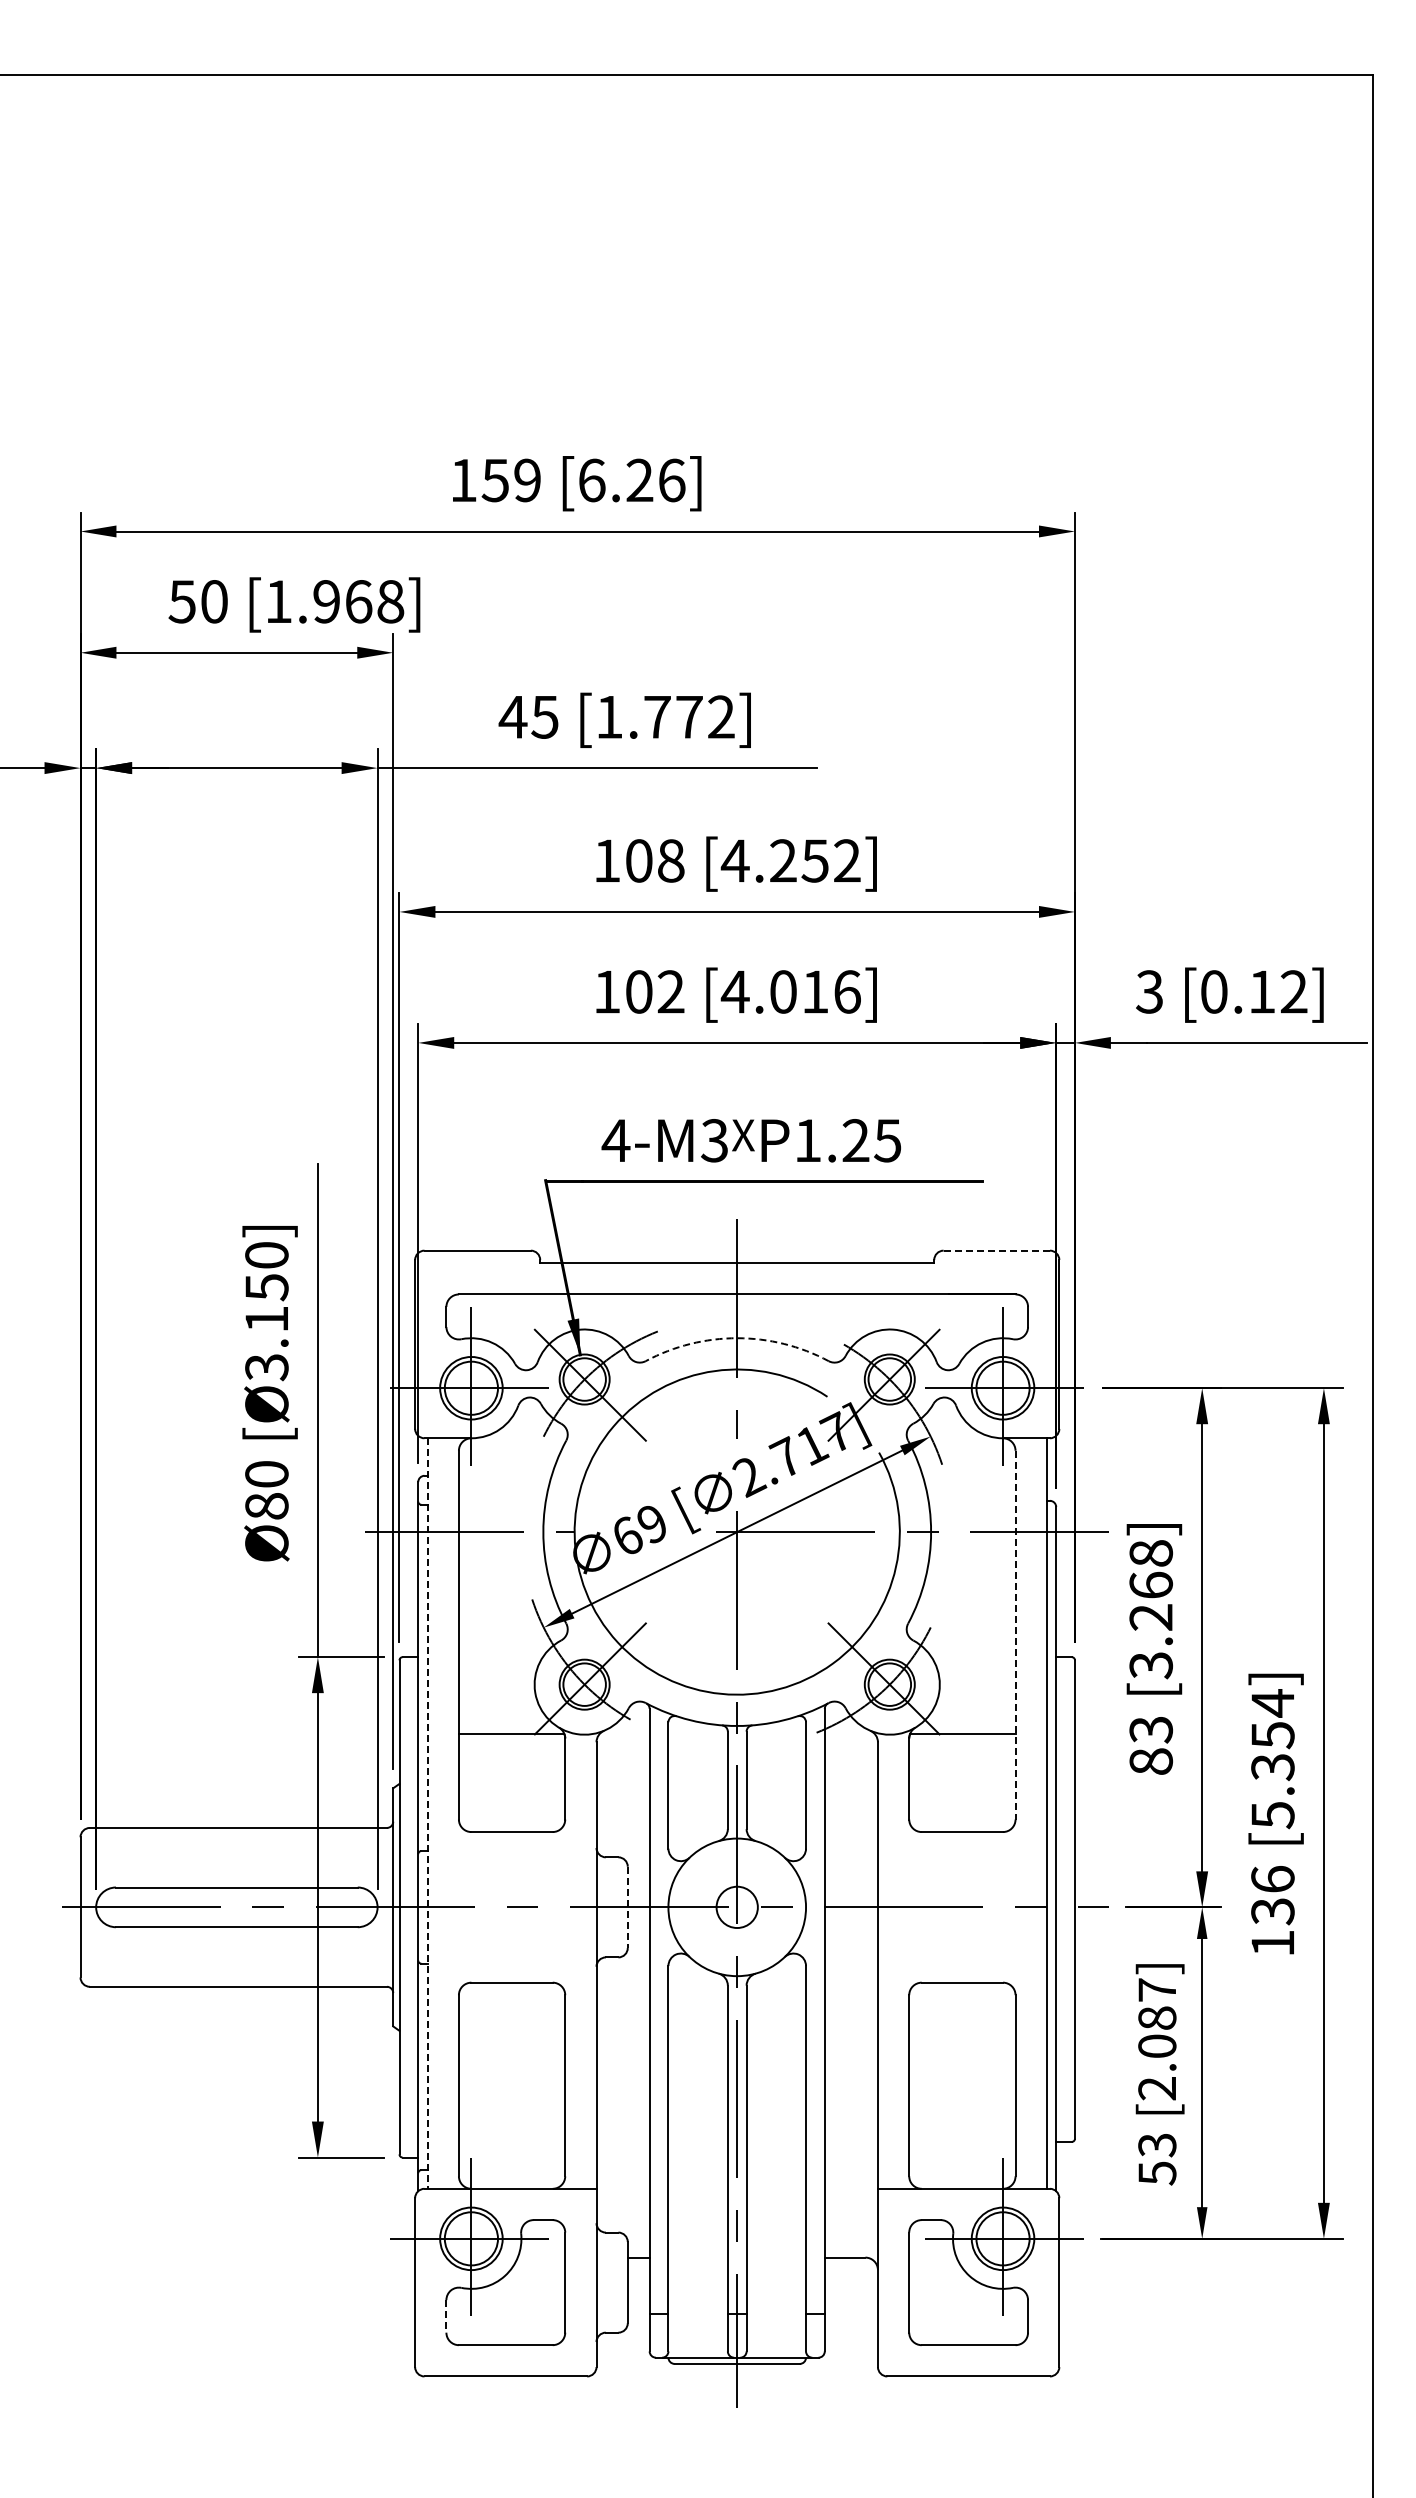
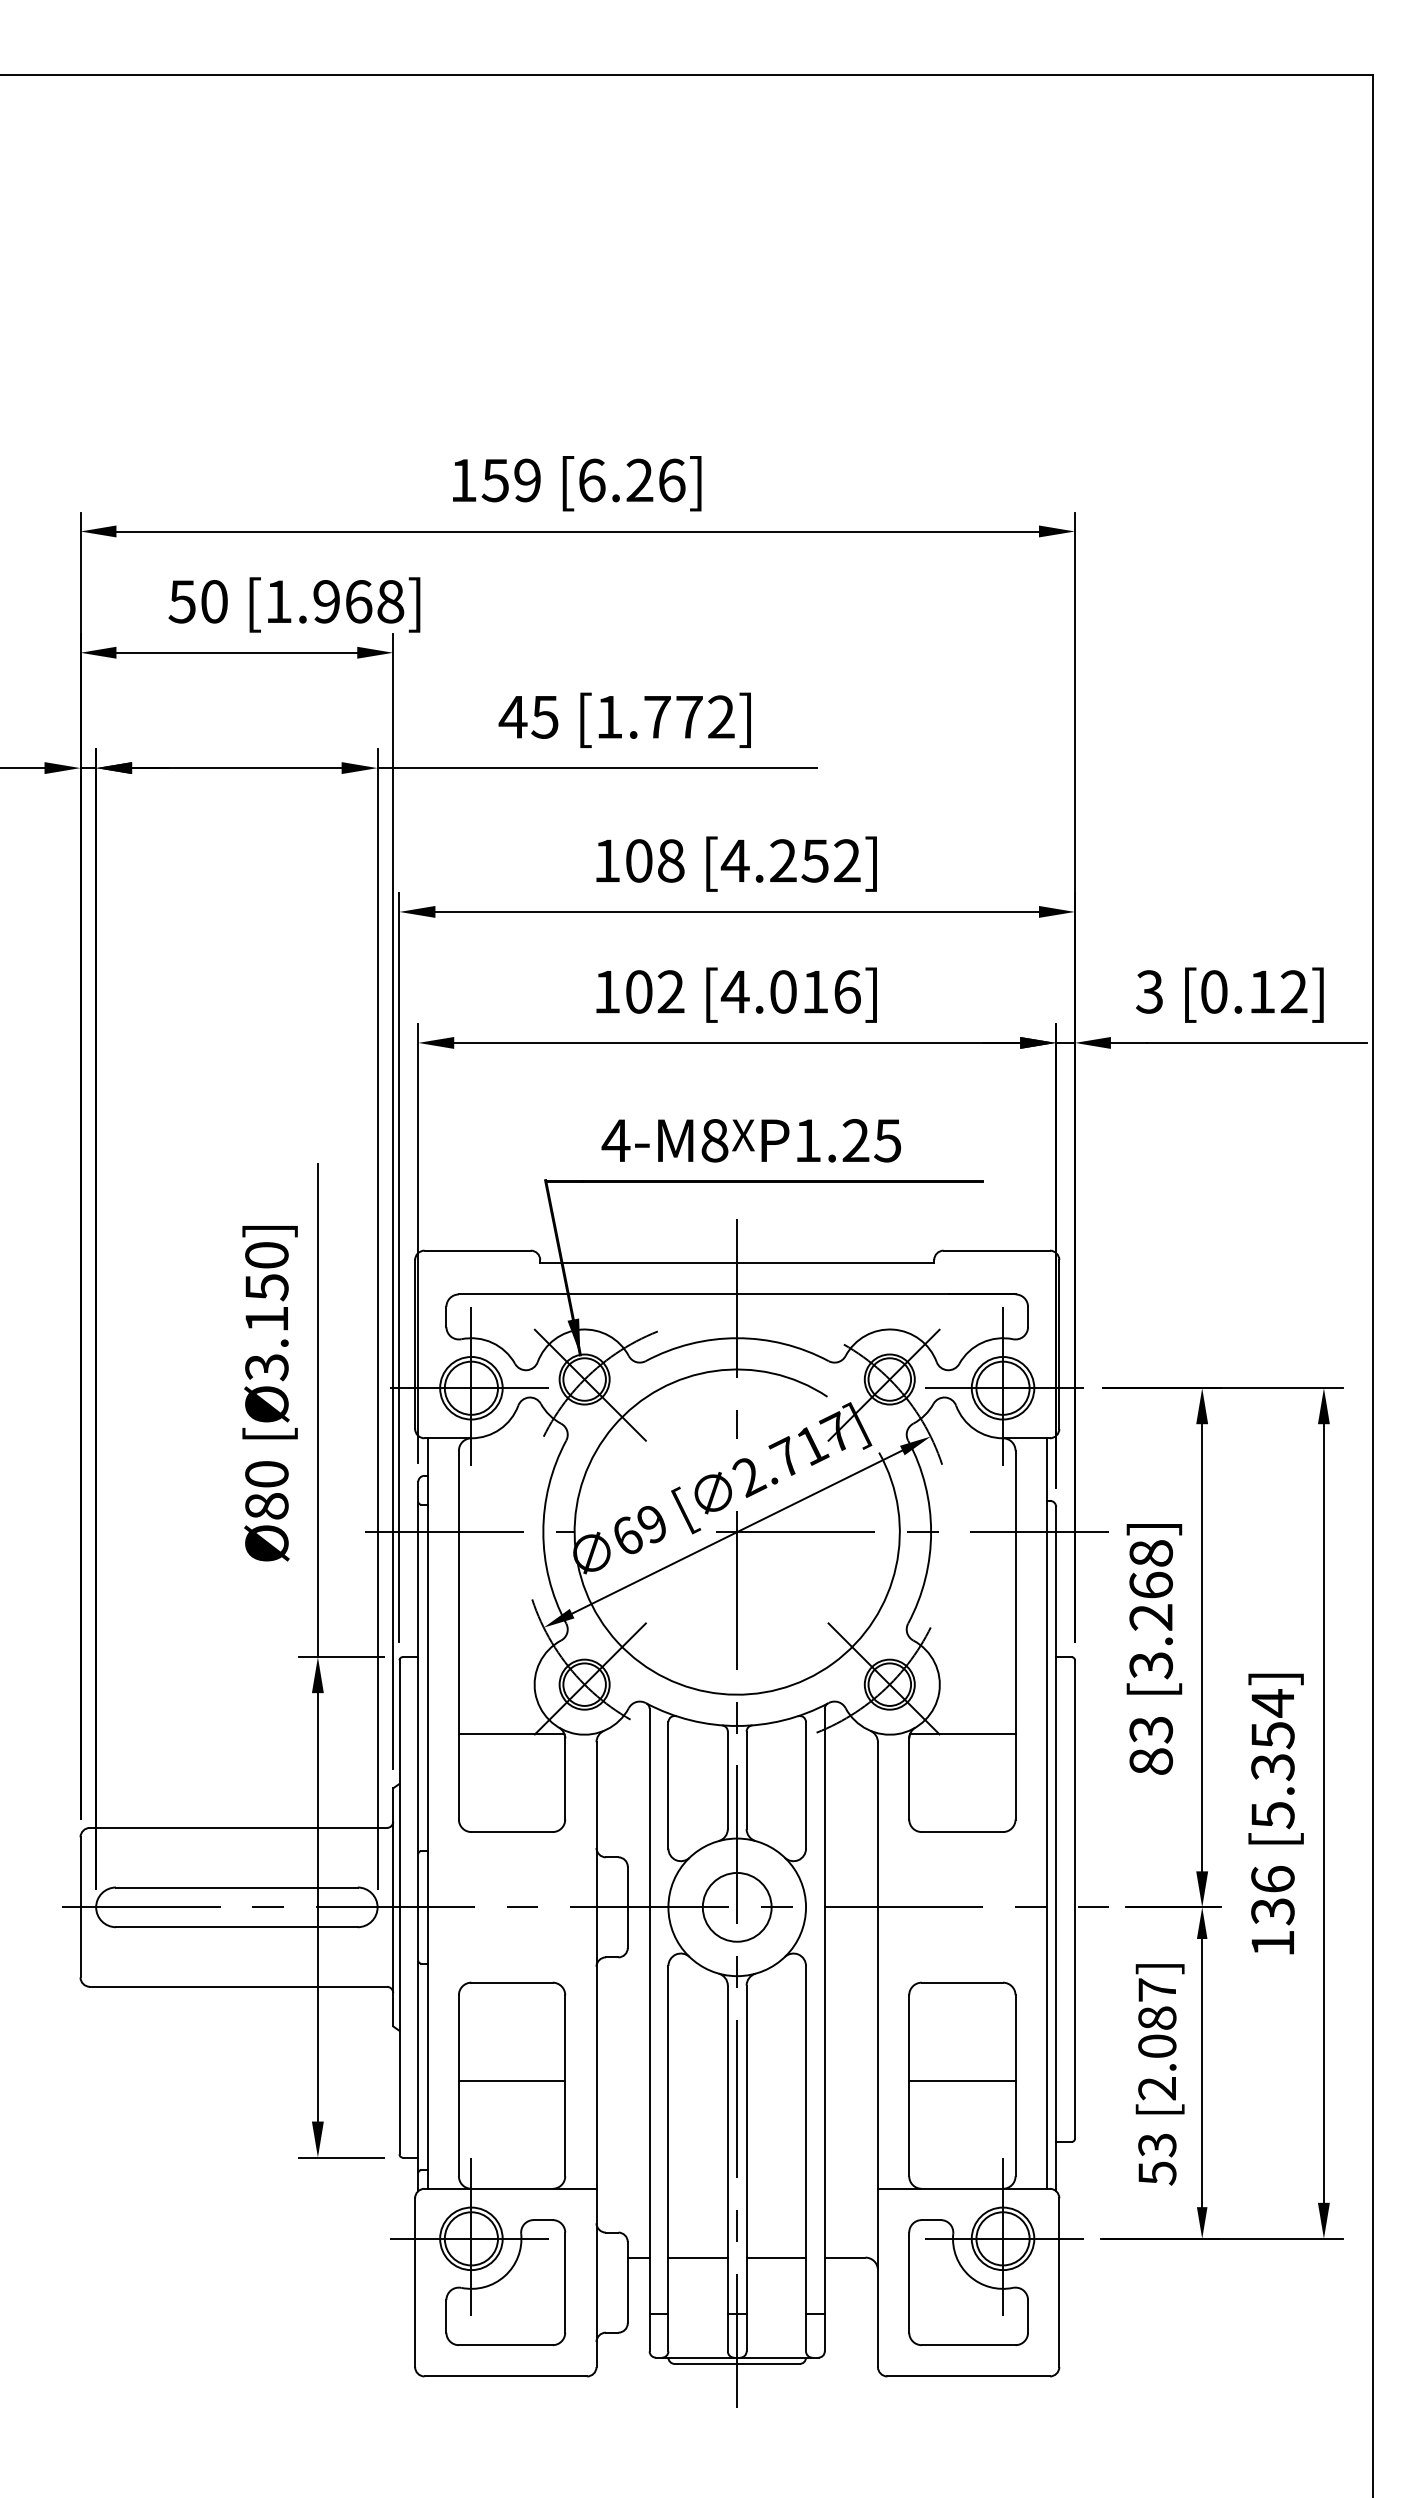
text: 4-M3 -> 4-M8 (714, 1140)
line: dashed -> solid (997, 1250)
arc: dashed -> solid (737, 1338)
line: dashed -> solid (1015, 1635)
line: dashed -> solid (427, 1814)
line: dashed -> solid (627, 1907)
circle diameter: 41 px -> 69 px (736, 1906)
line: none -> present (511, 2081)
line: none -> present (962, 2081)
line: none -> present (697, 2257)
line: none -> present (776, 2257)
line: dashed -> solid (446, 2316)
